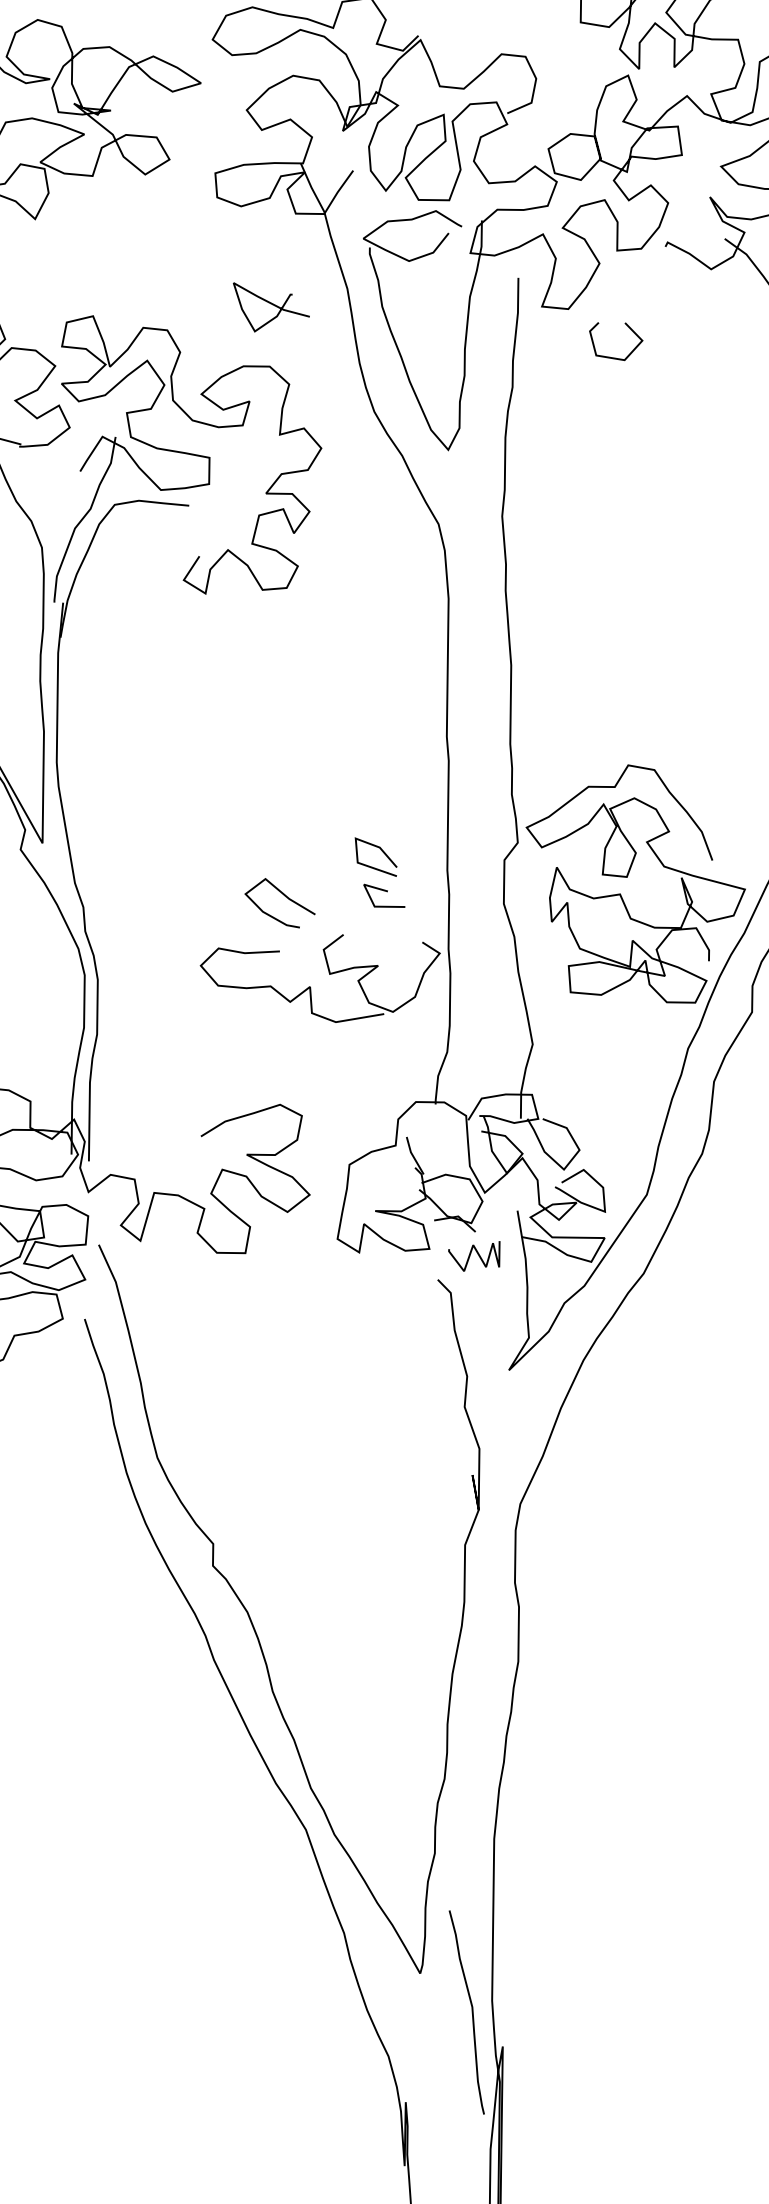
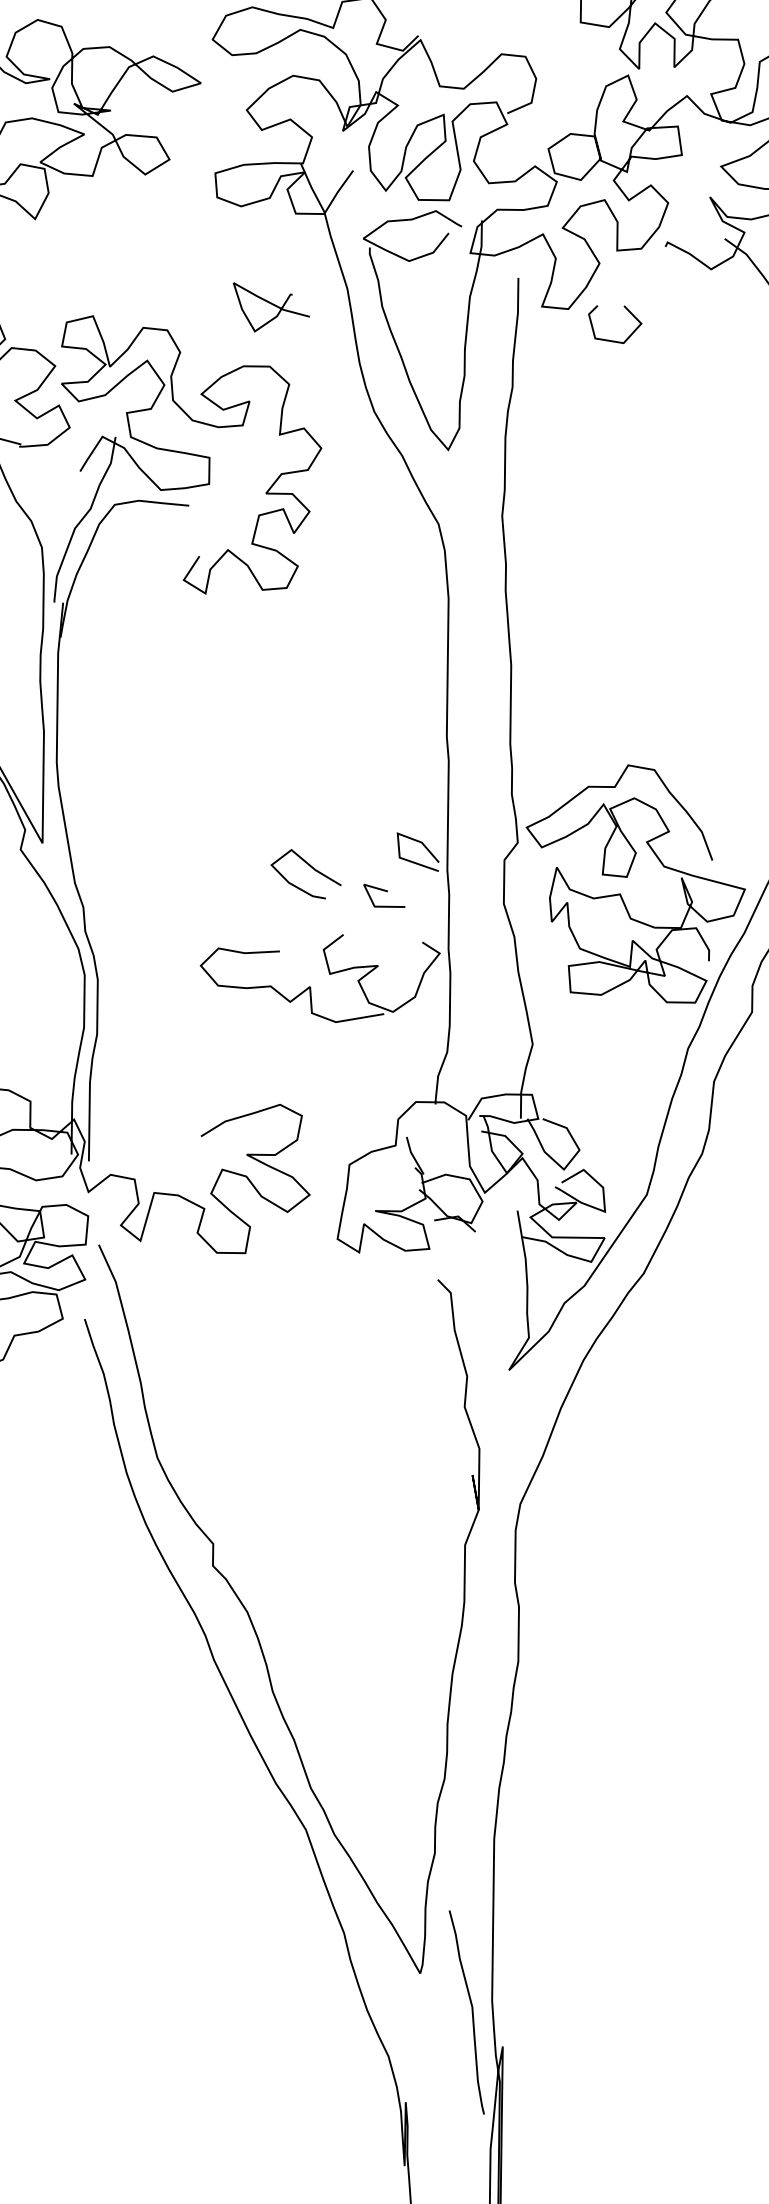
part position: (616, 357) -> (615, 340) (615, 340)
part position: (381, 851) -> (423, 846) (423, 846)
part position: (285, 897) -> (311, 868) (311, 868)
part: present -> none (474, 1256)
